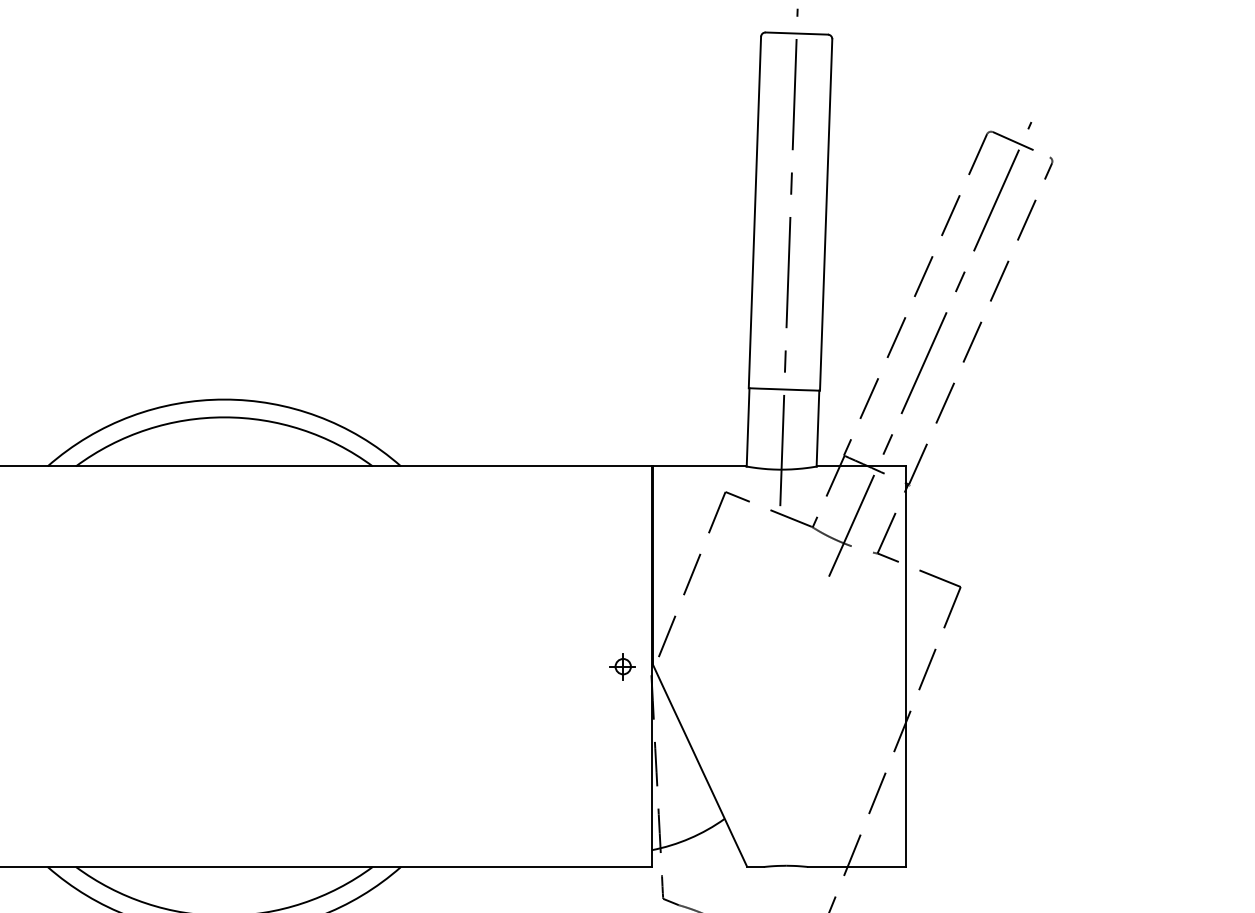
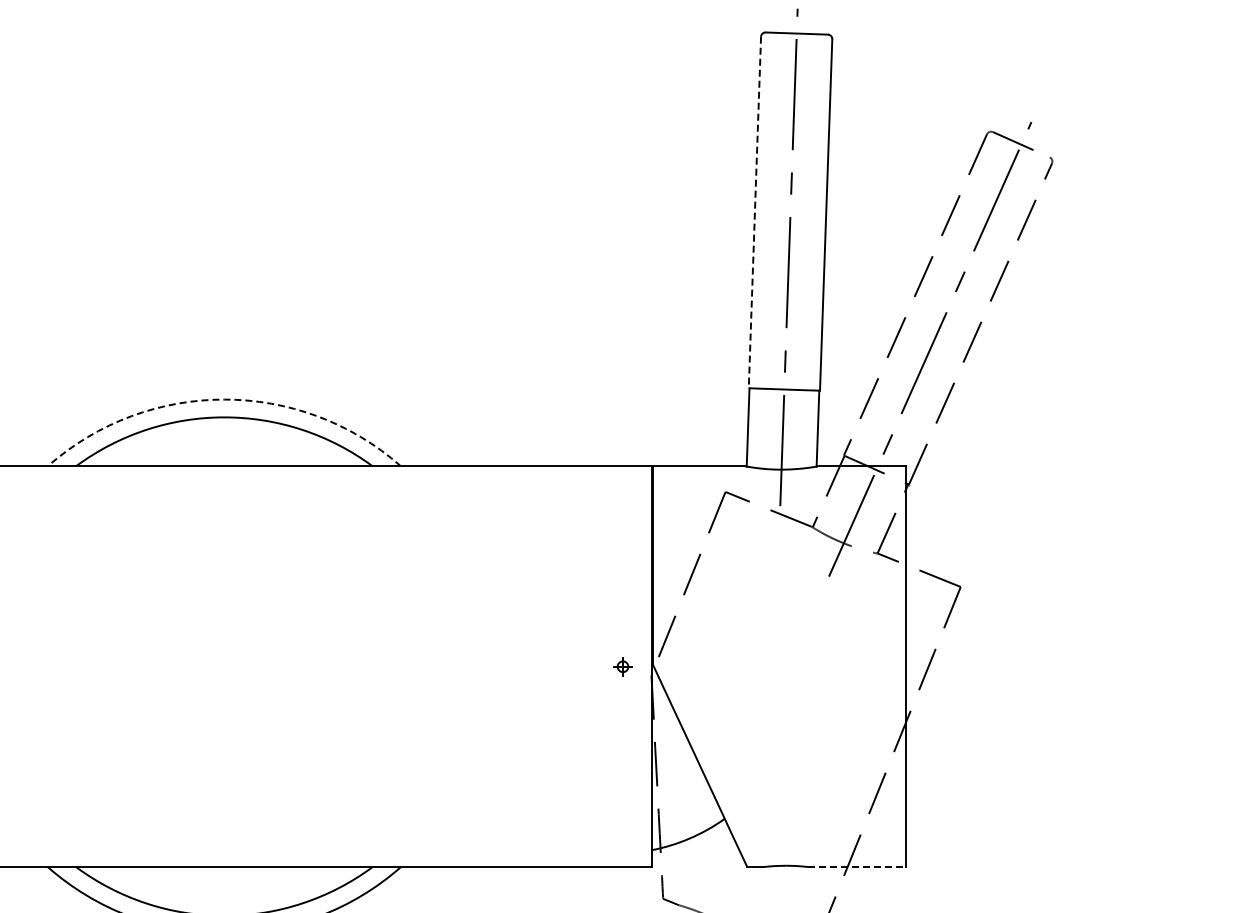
line: solid -> dashed (754, 212)
arc: solid -> dashed (224, 399)
part size: 27x28 px -> 20x20 px (622, 666)
line: solid -> dashed (857, 867)
